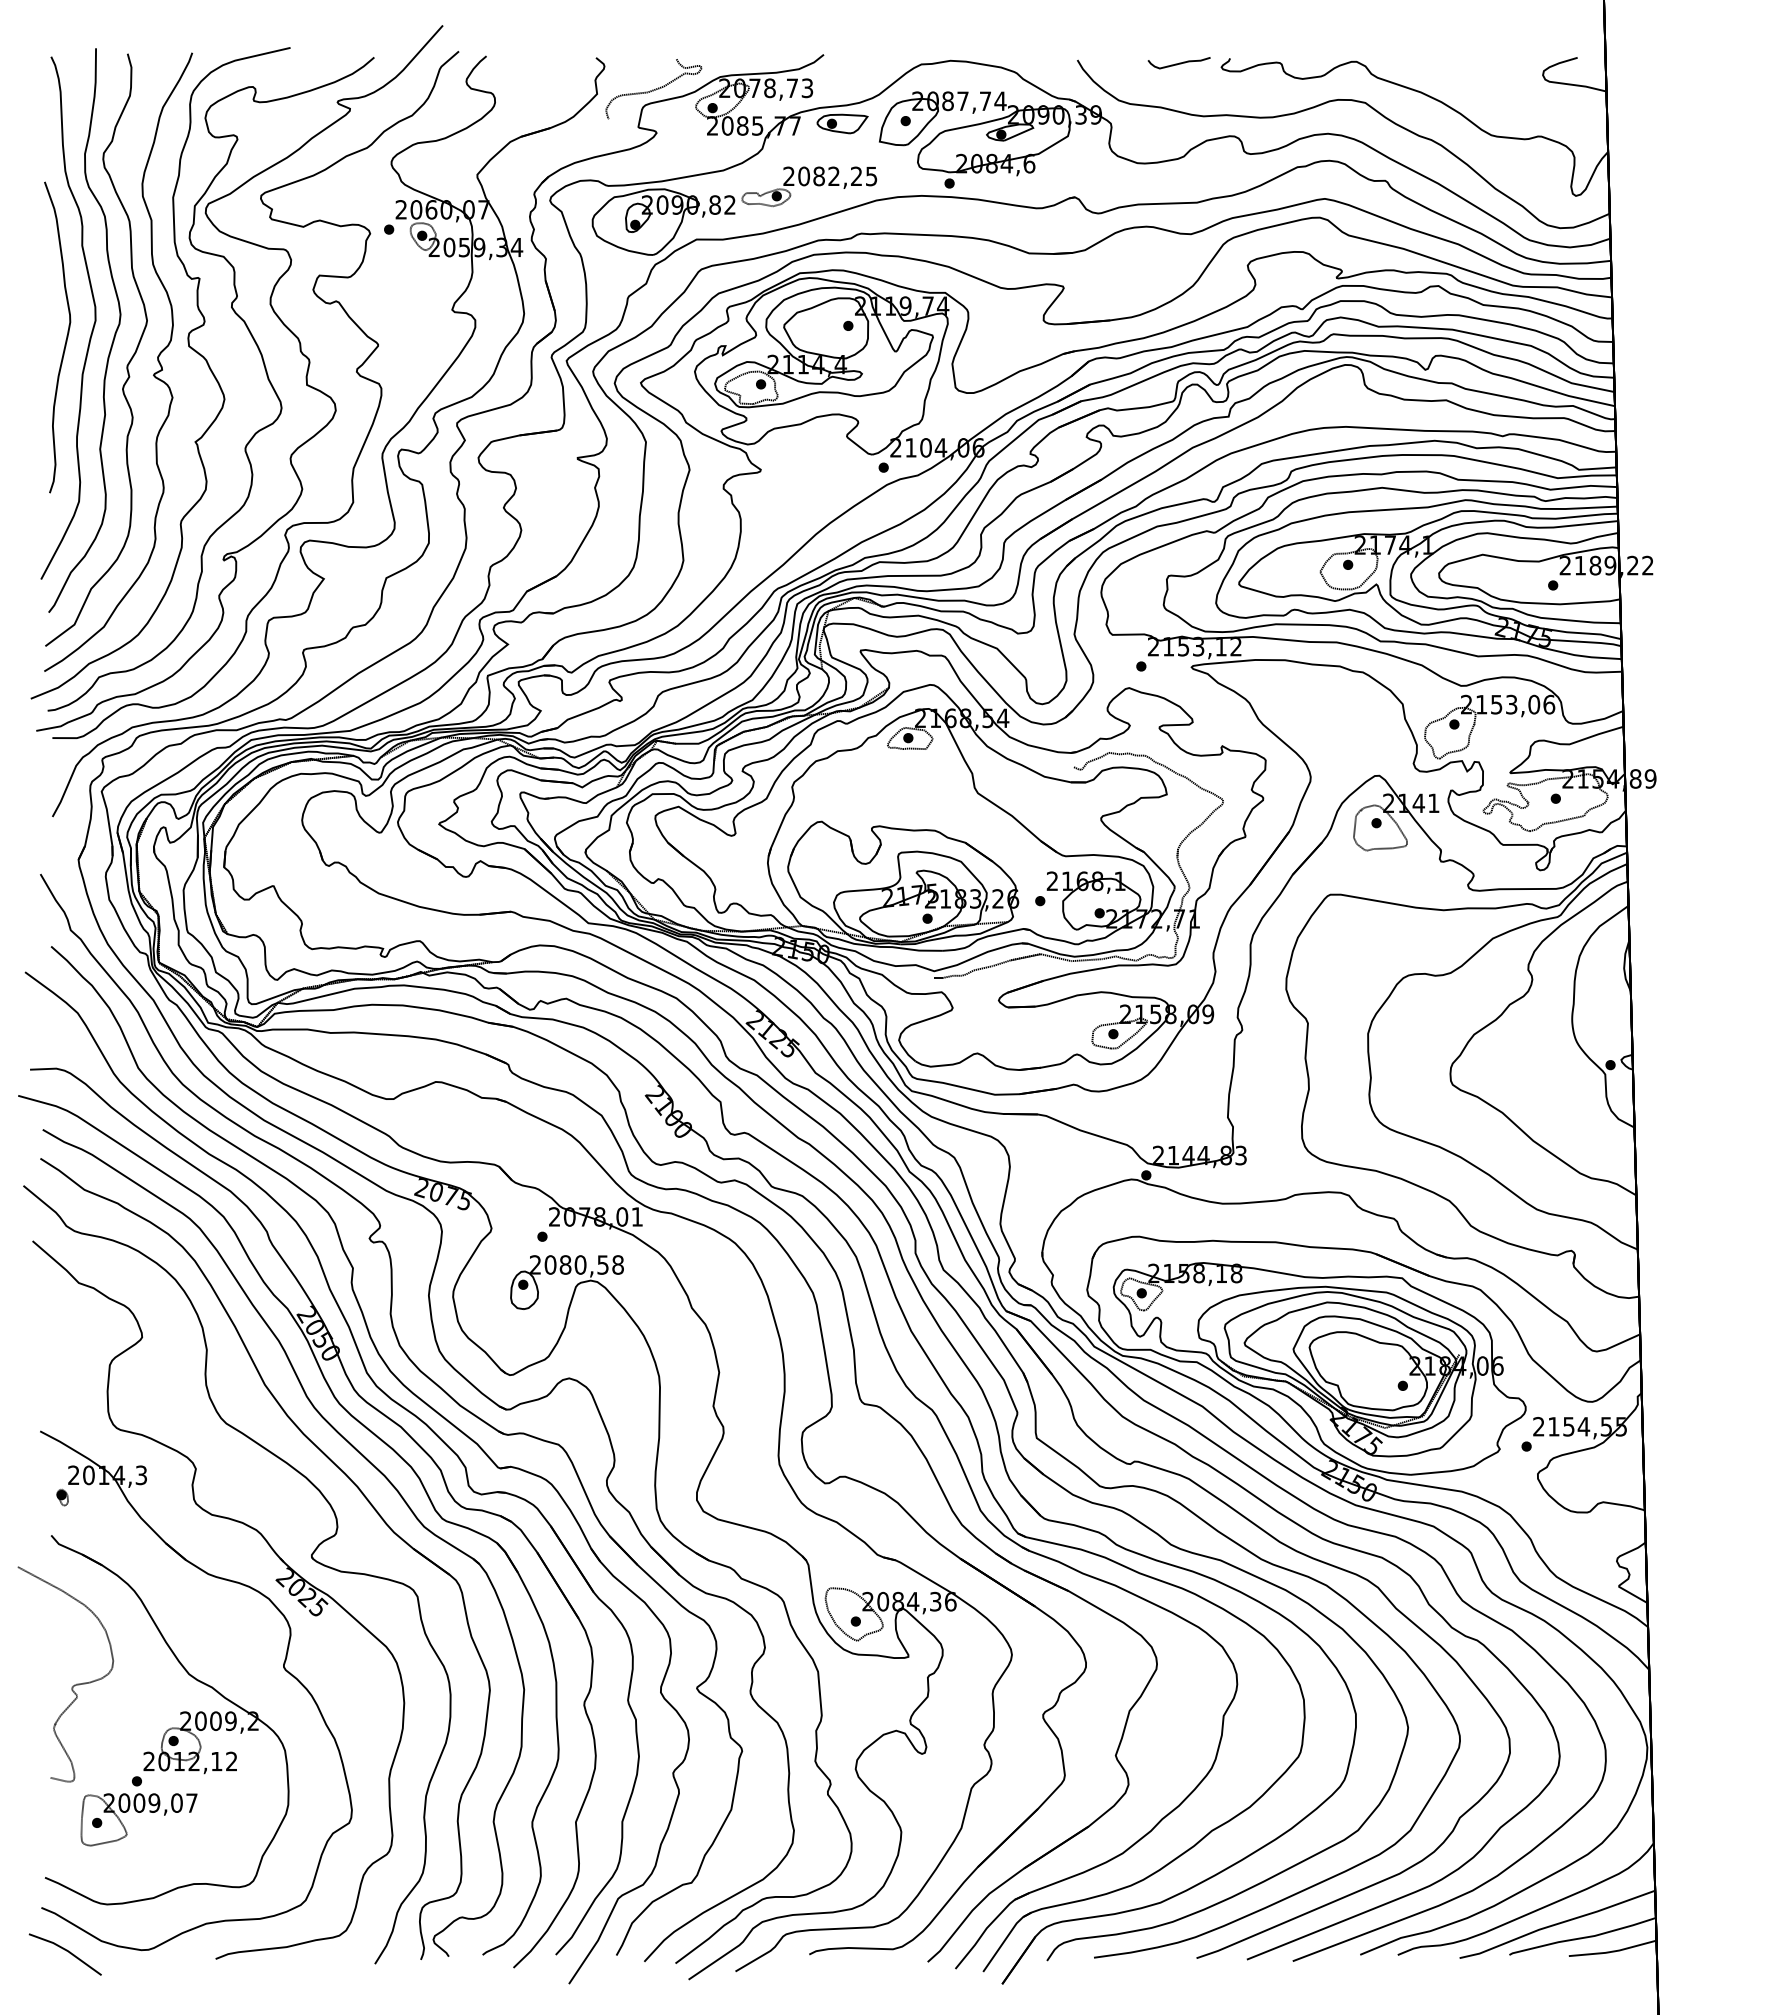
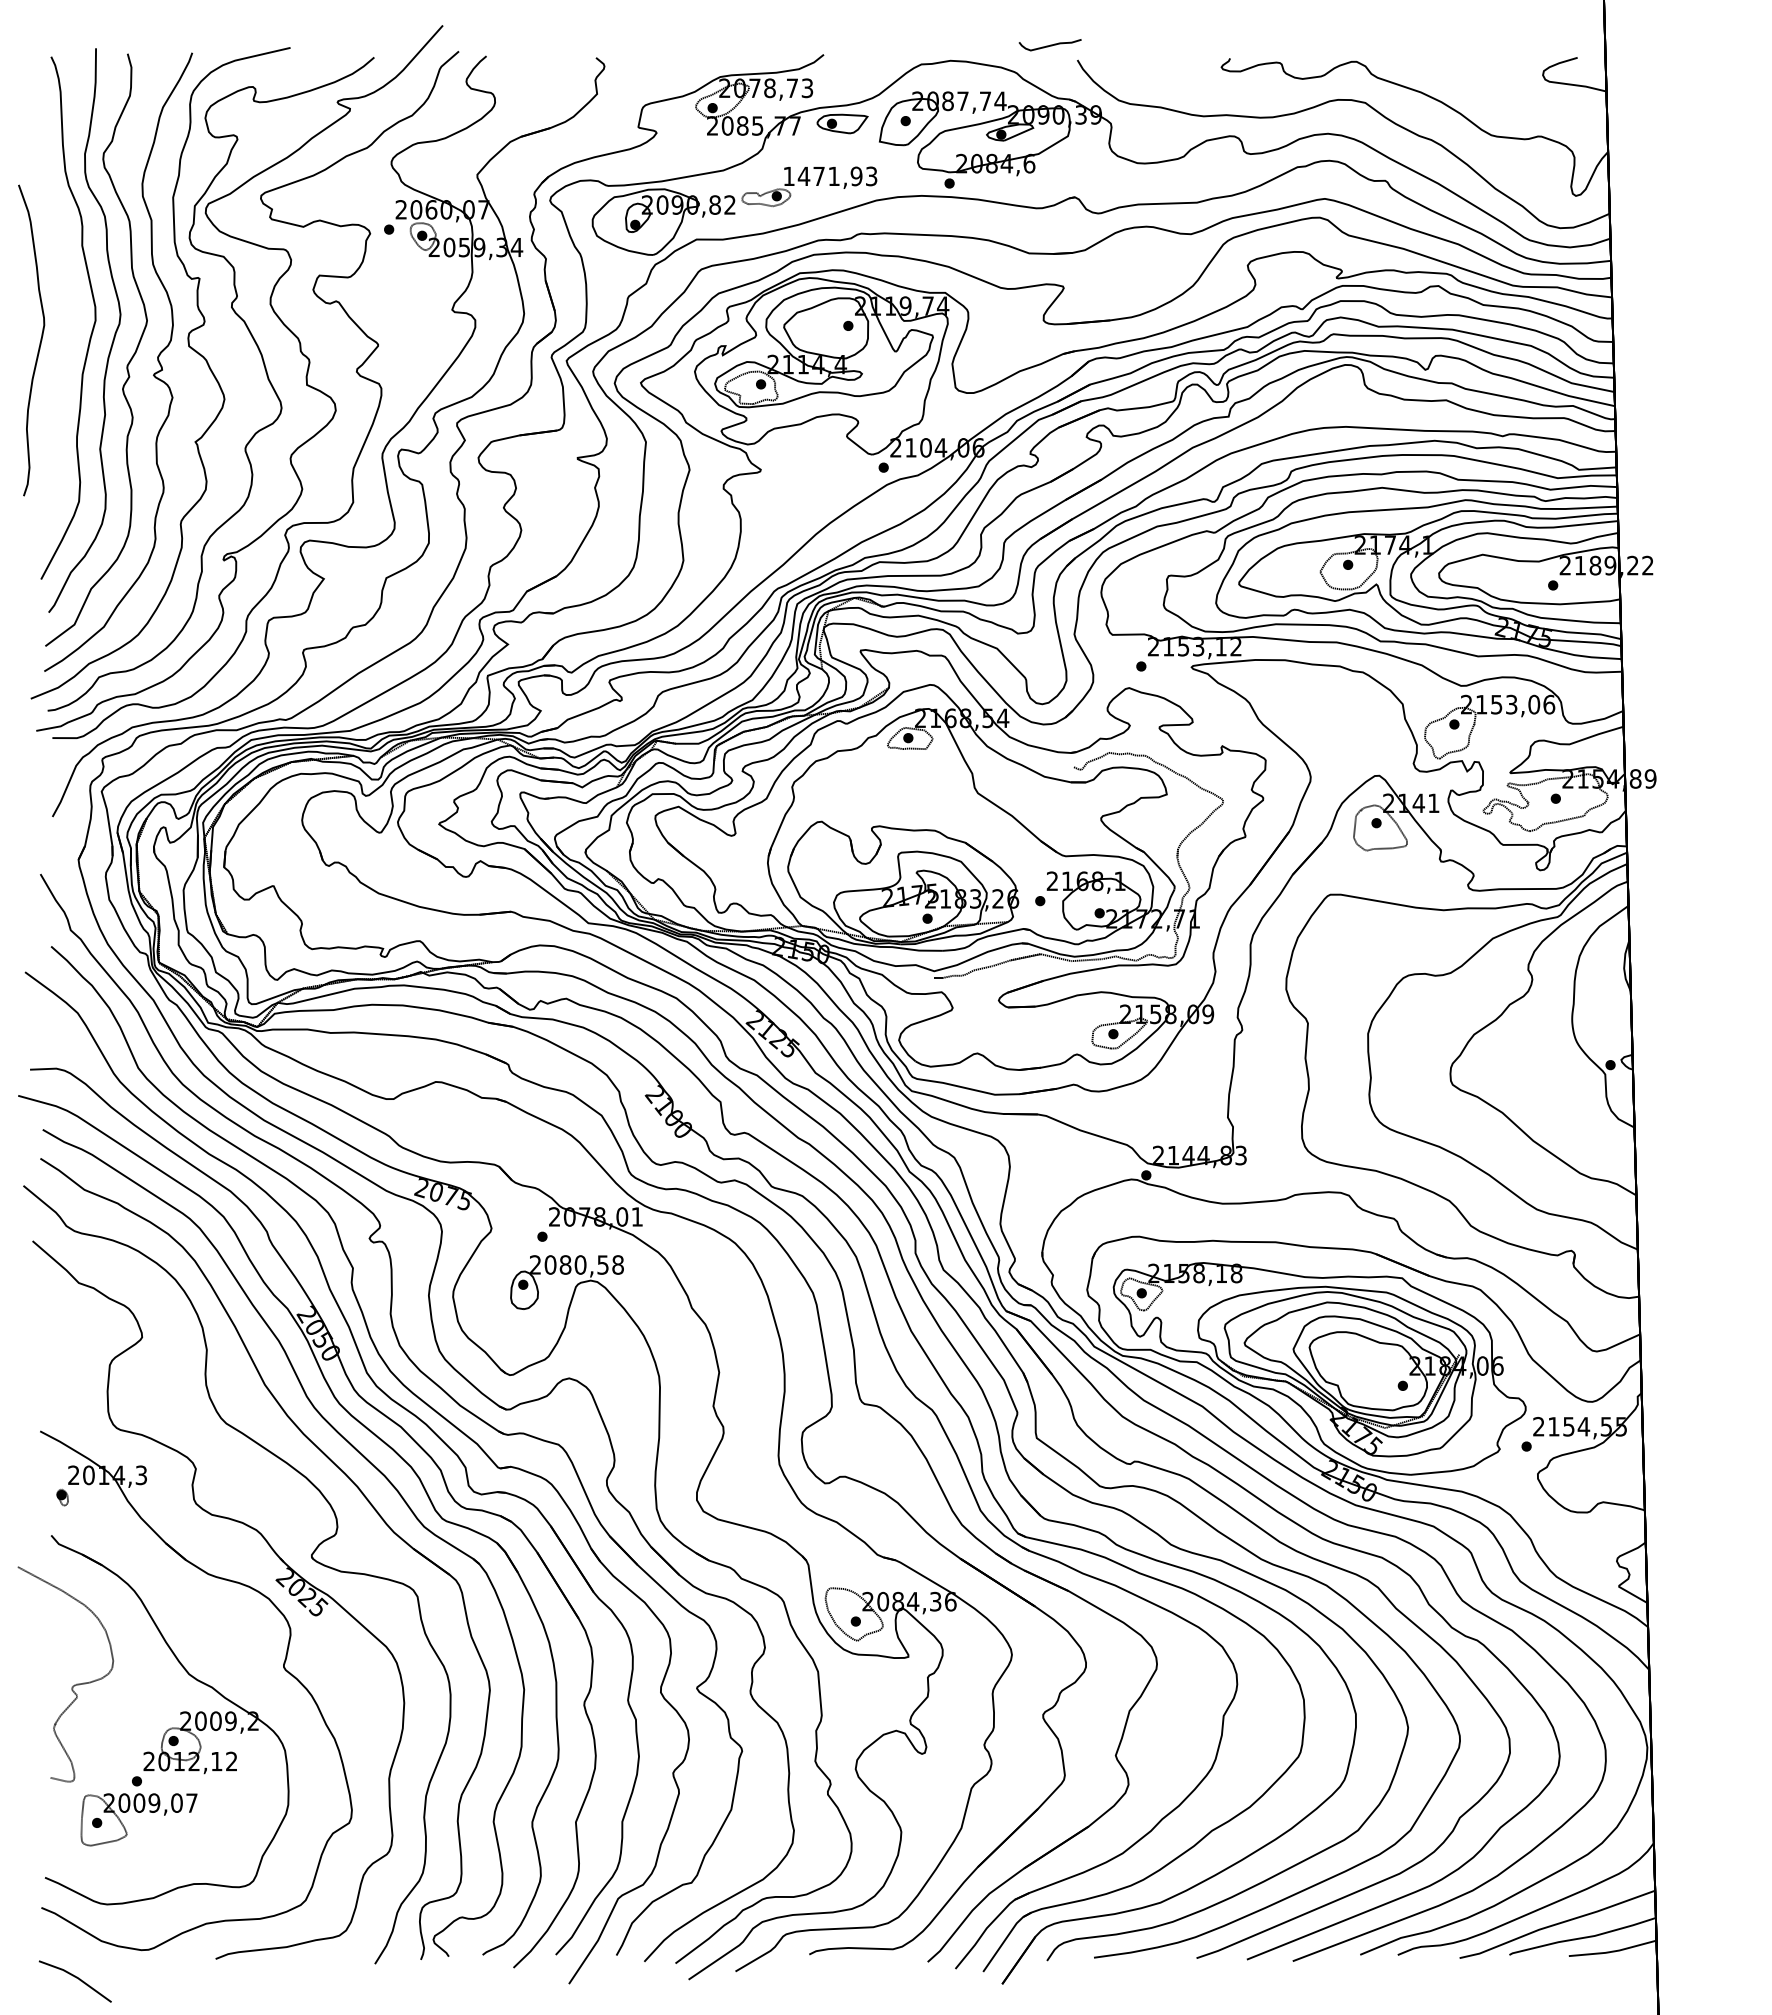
curve position: (1178, 63) -> (1049, 45) (1049, 45)
curve: present -> none (653, 89)
text: 2082,25 -> 1471,93 (830, 176)
curve position: (65, 339) -> (39, 342) (39, 342)
line position: (66, 1951) -> (76, 1978) (76, 1978)
